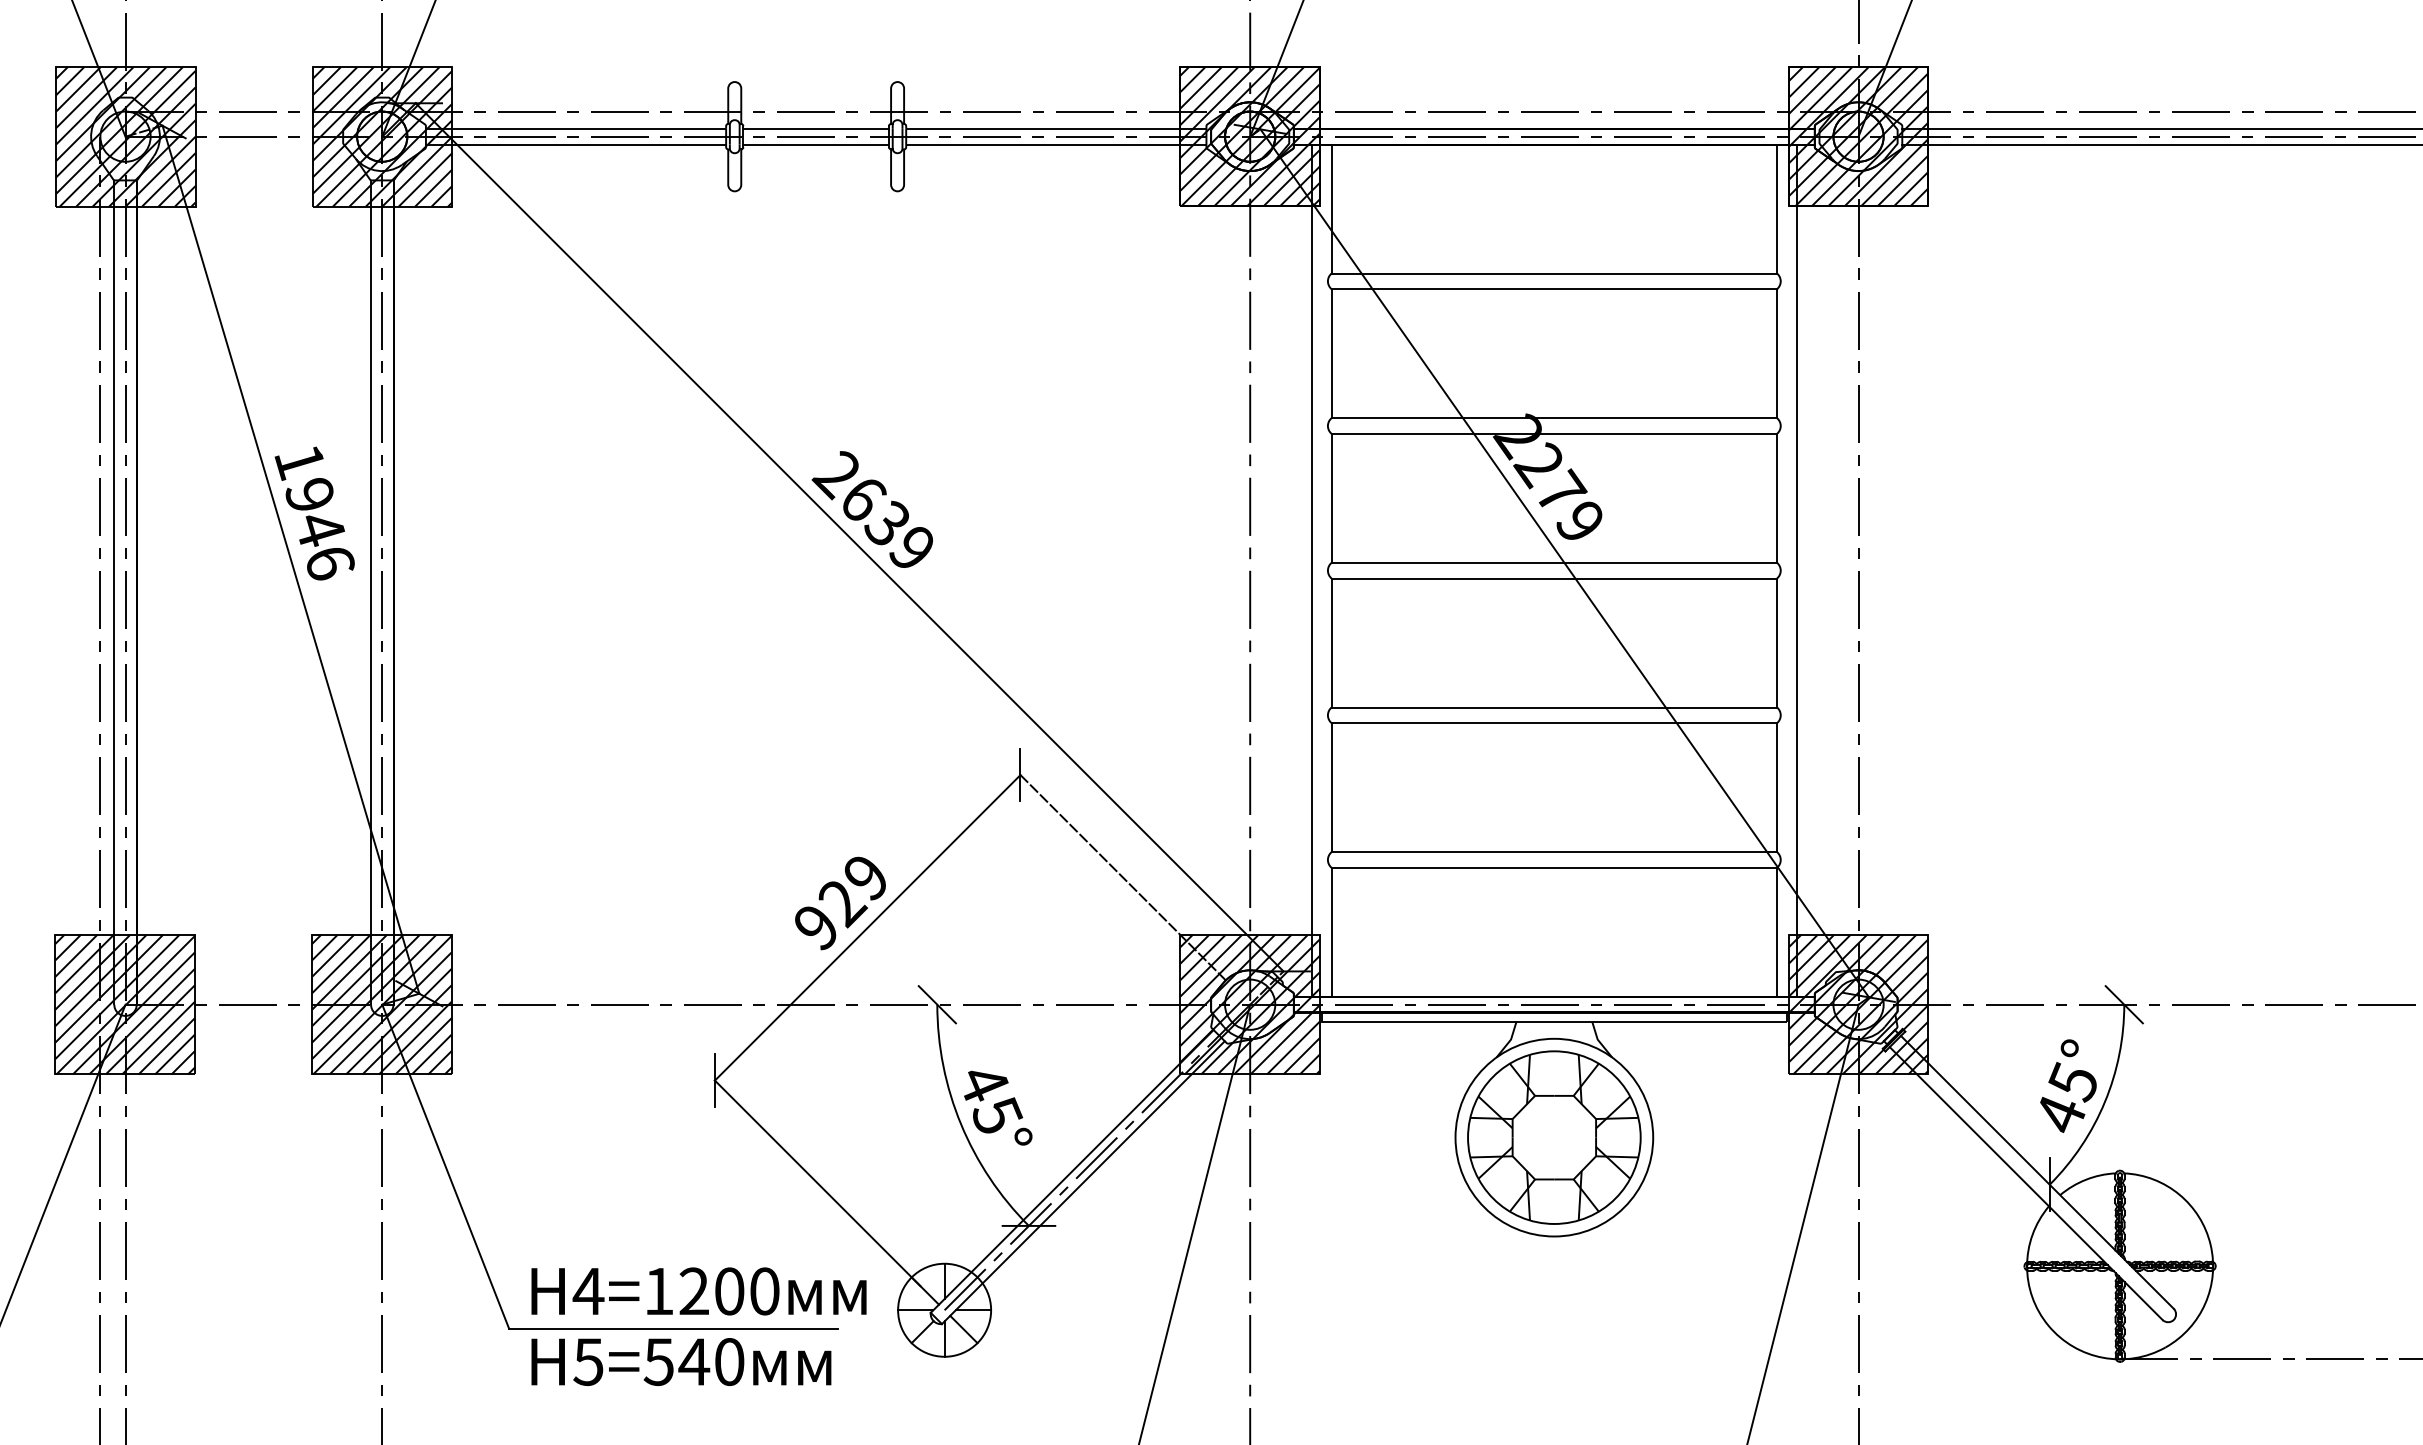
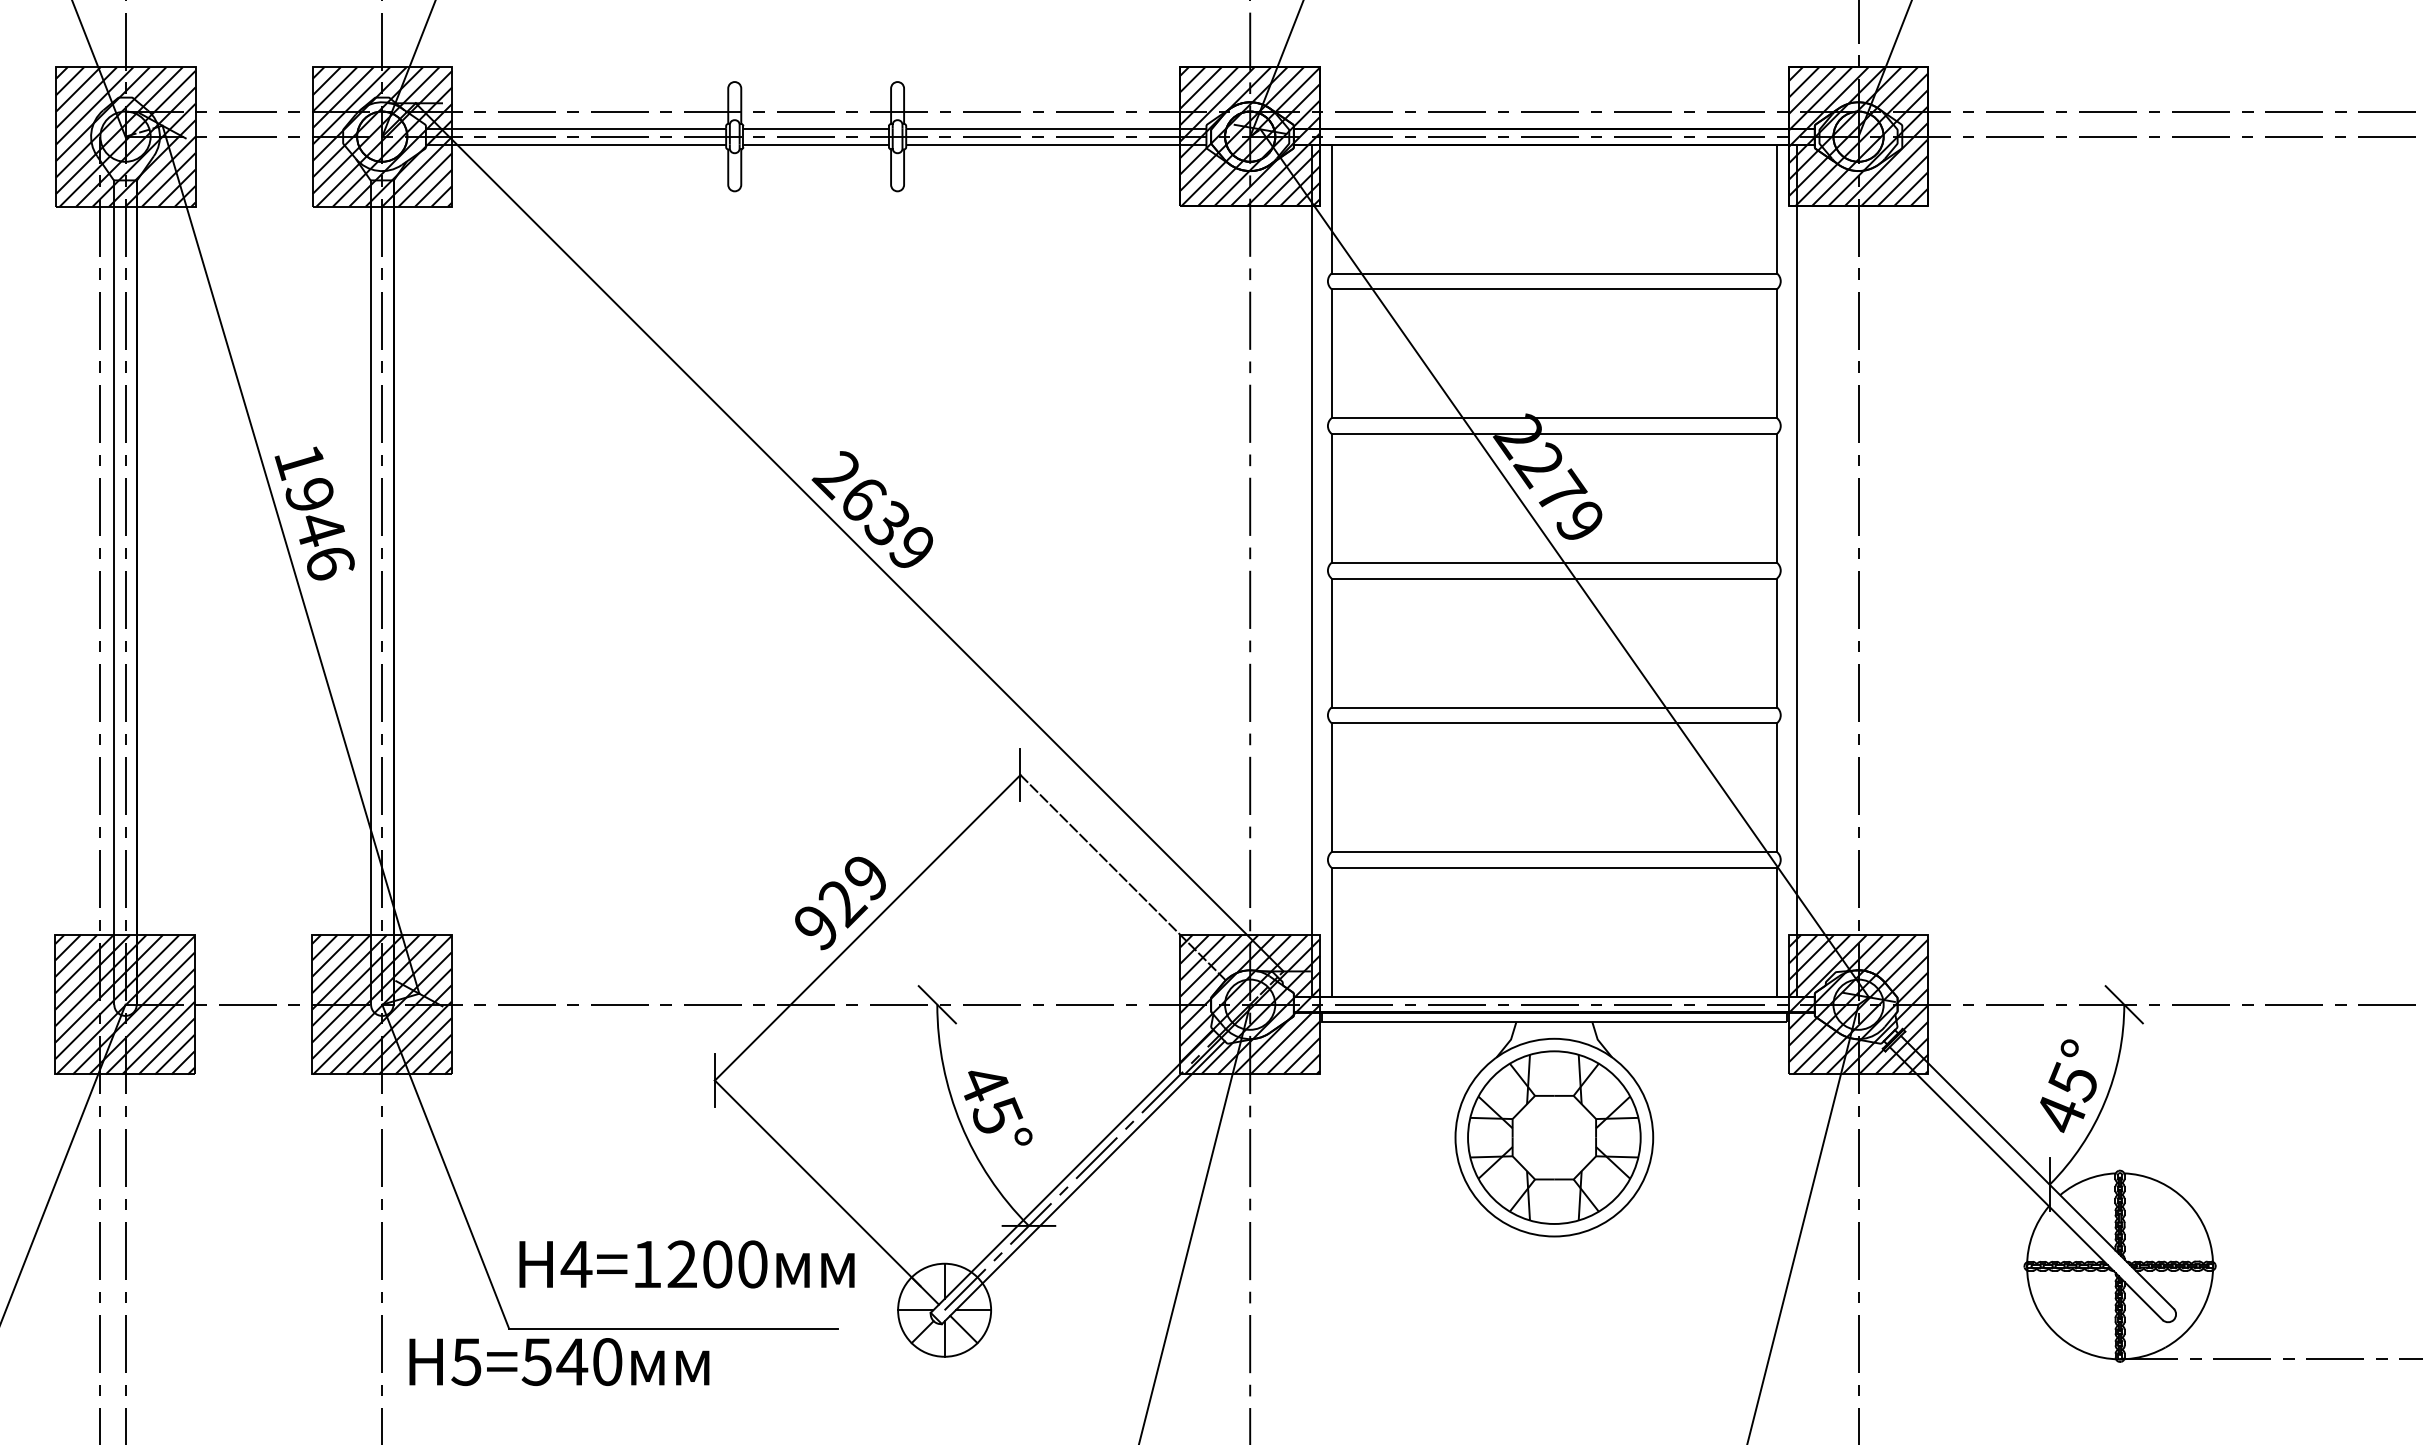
line: present -> none (2160, 128)
line: present -> none (2160, 144)
text position: (698, 1291) -> (686, 1264) (686, 1264)
text position: (681, 1361) -> (559, 1361) (559, 1361)
